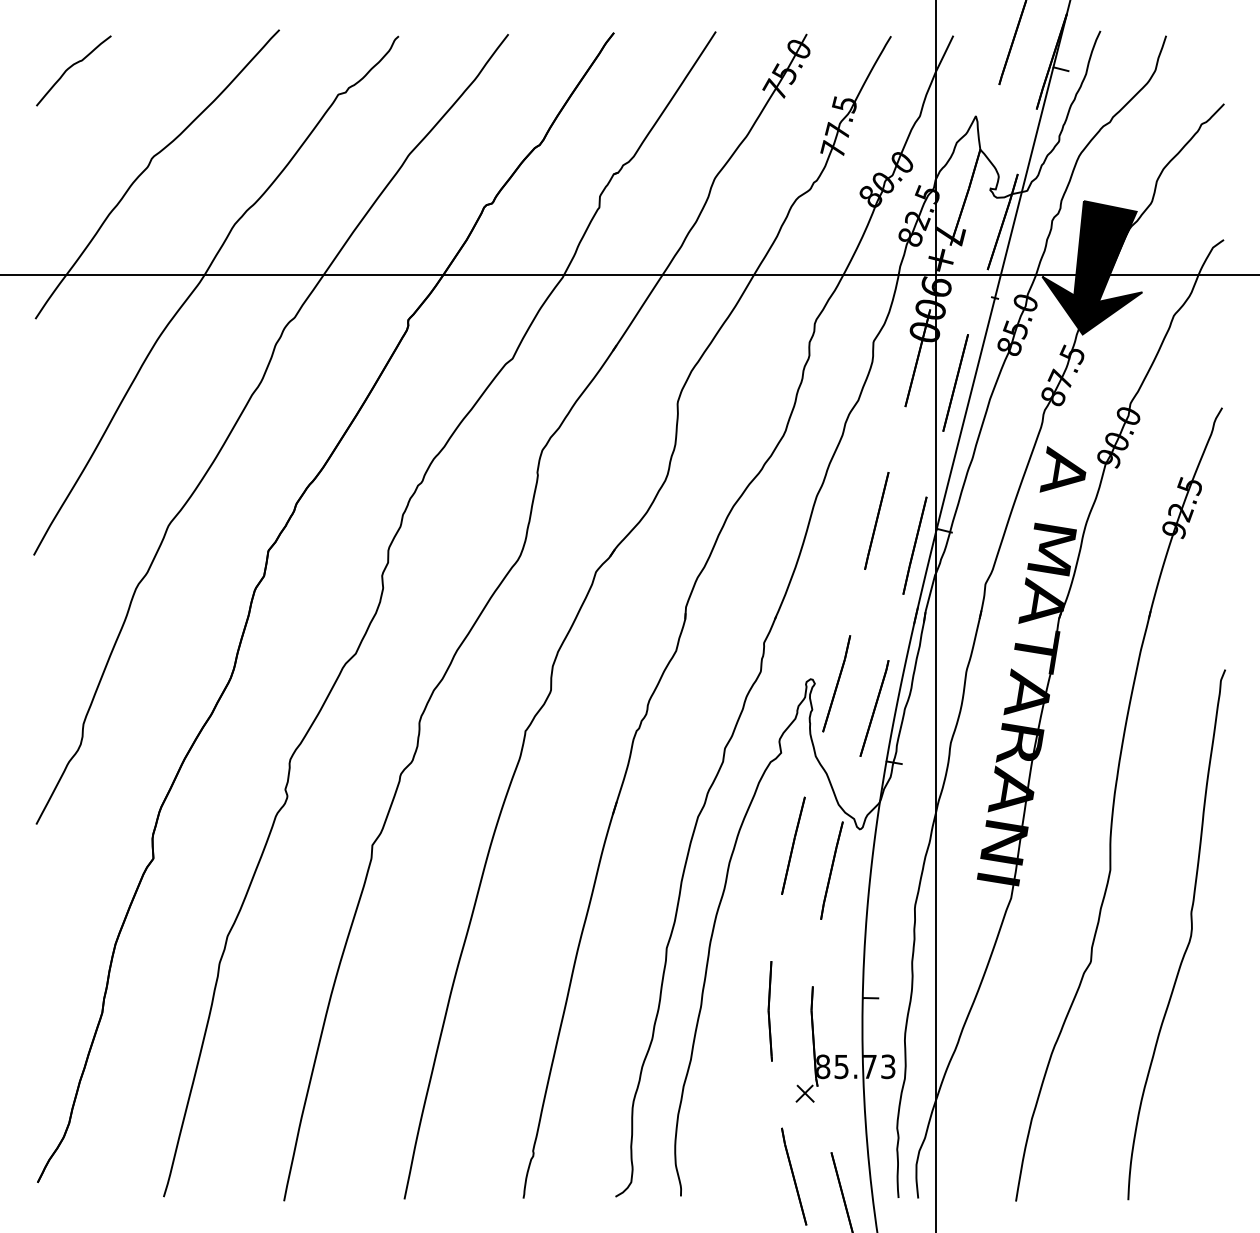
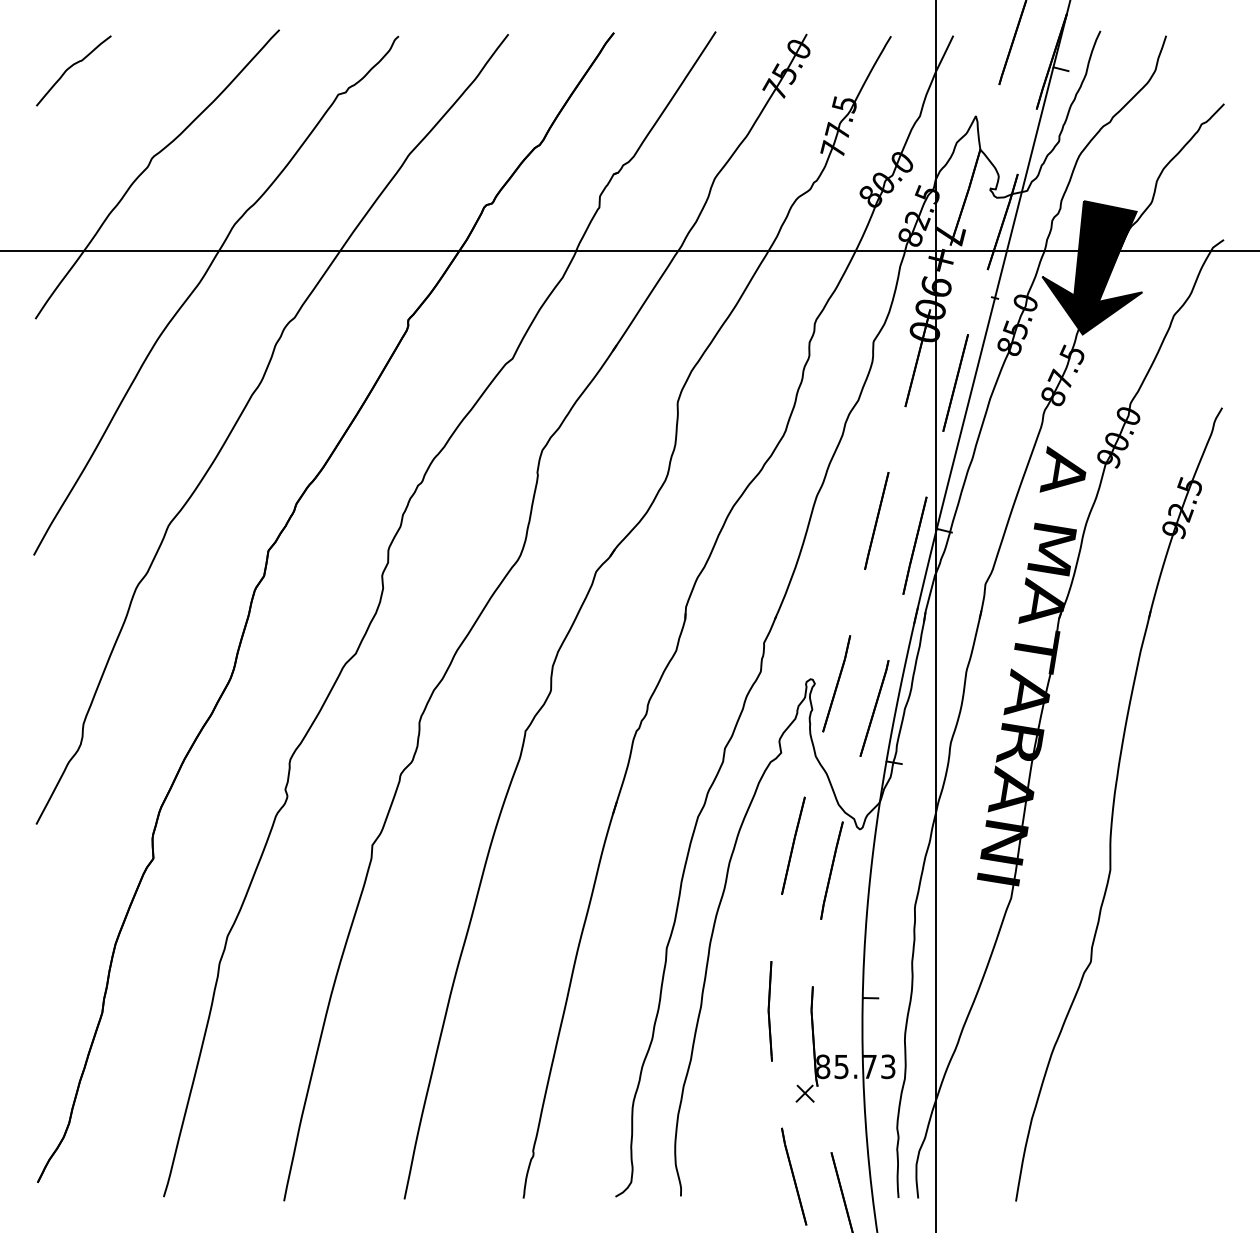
line position: (629, 274) -> (629, 250) (629, 250)
curve: present -> none (1189, 937)
